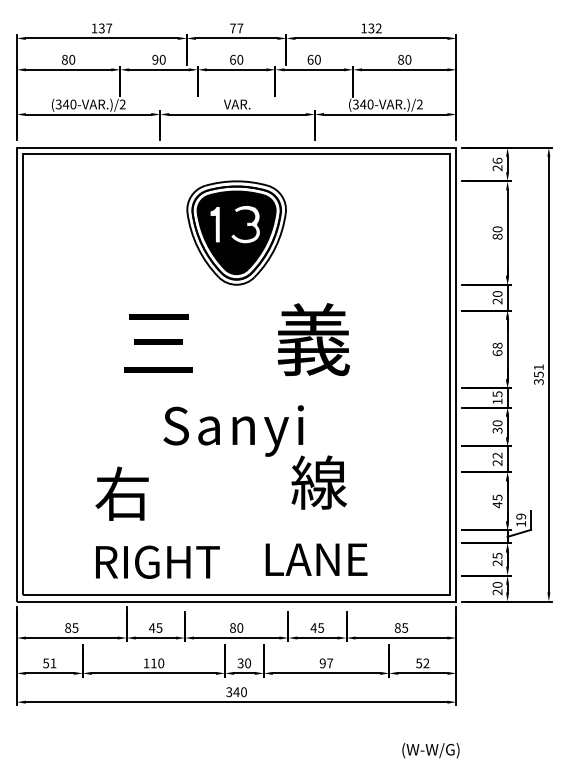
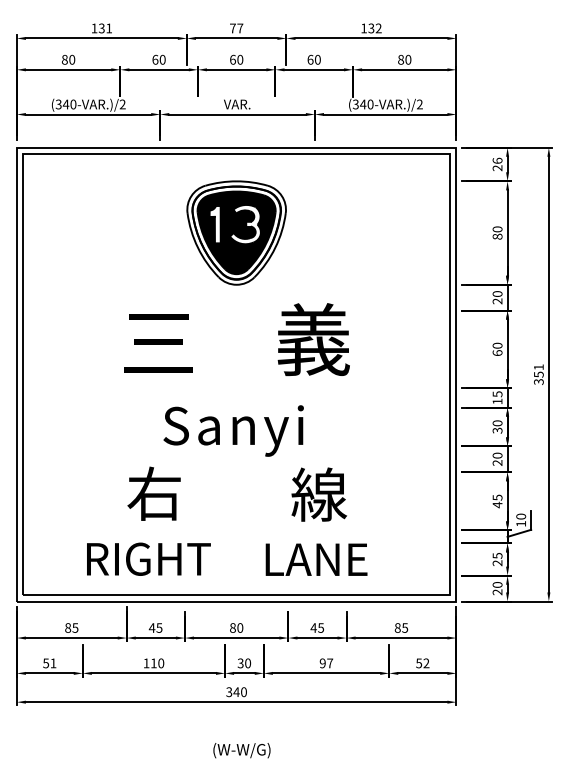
text: 137 -> 131 (109, 28)
text: 90 -> 60 (155, 59)
text: 68 -> 60 (497, 345)
text: 22 -> 20 (497, 455)
text position: (319, 482) -> (319, 494) (319, 494)
text position: (121, 493) -> (153, 493) (153, 493)
text: 19 -> 10 (521, 516)
text position: (157, 561) -> (148, 558) (148, 558)
text position: (430, 750) -> (241, 750) (241, 750)
